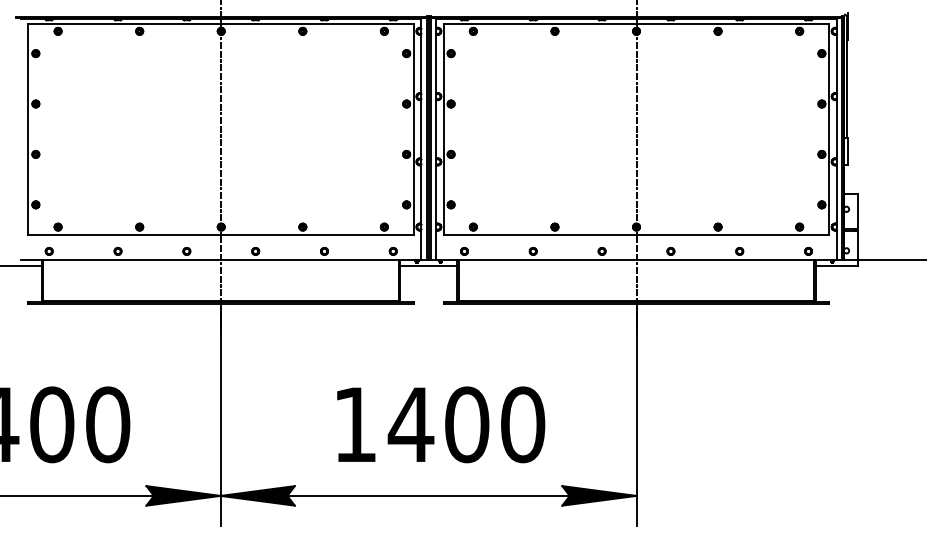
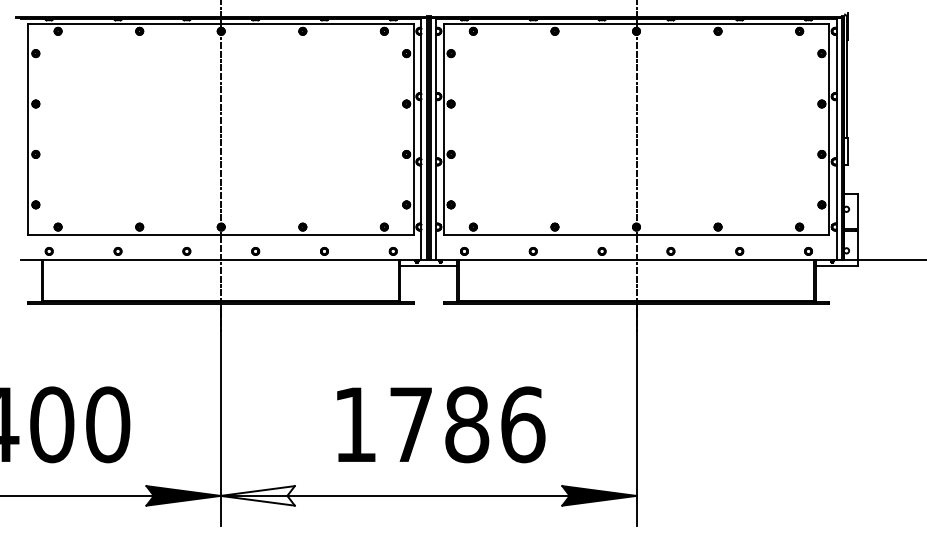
line: present -> none (22, 265)
text: 1400 -> 1786 (466, 424)
fill: present -> none (257, 495)
